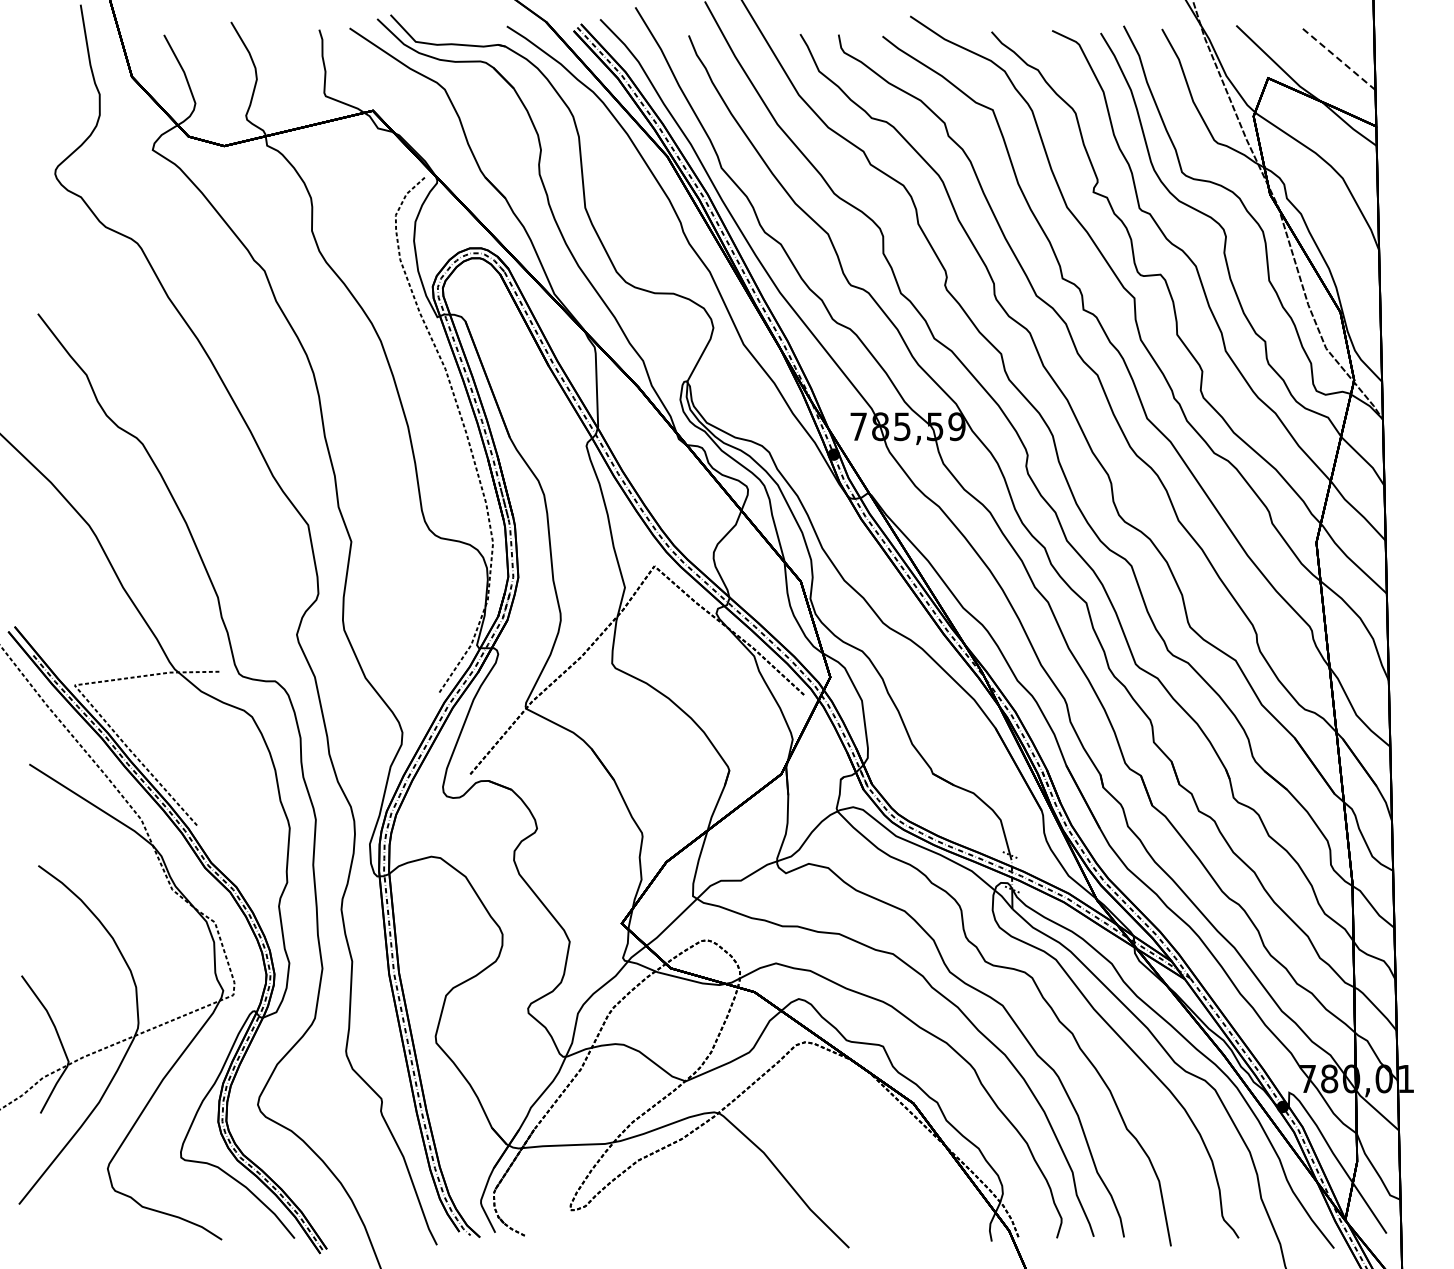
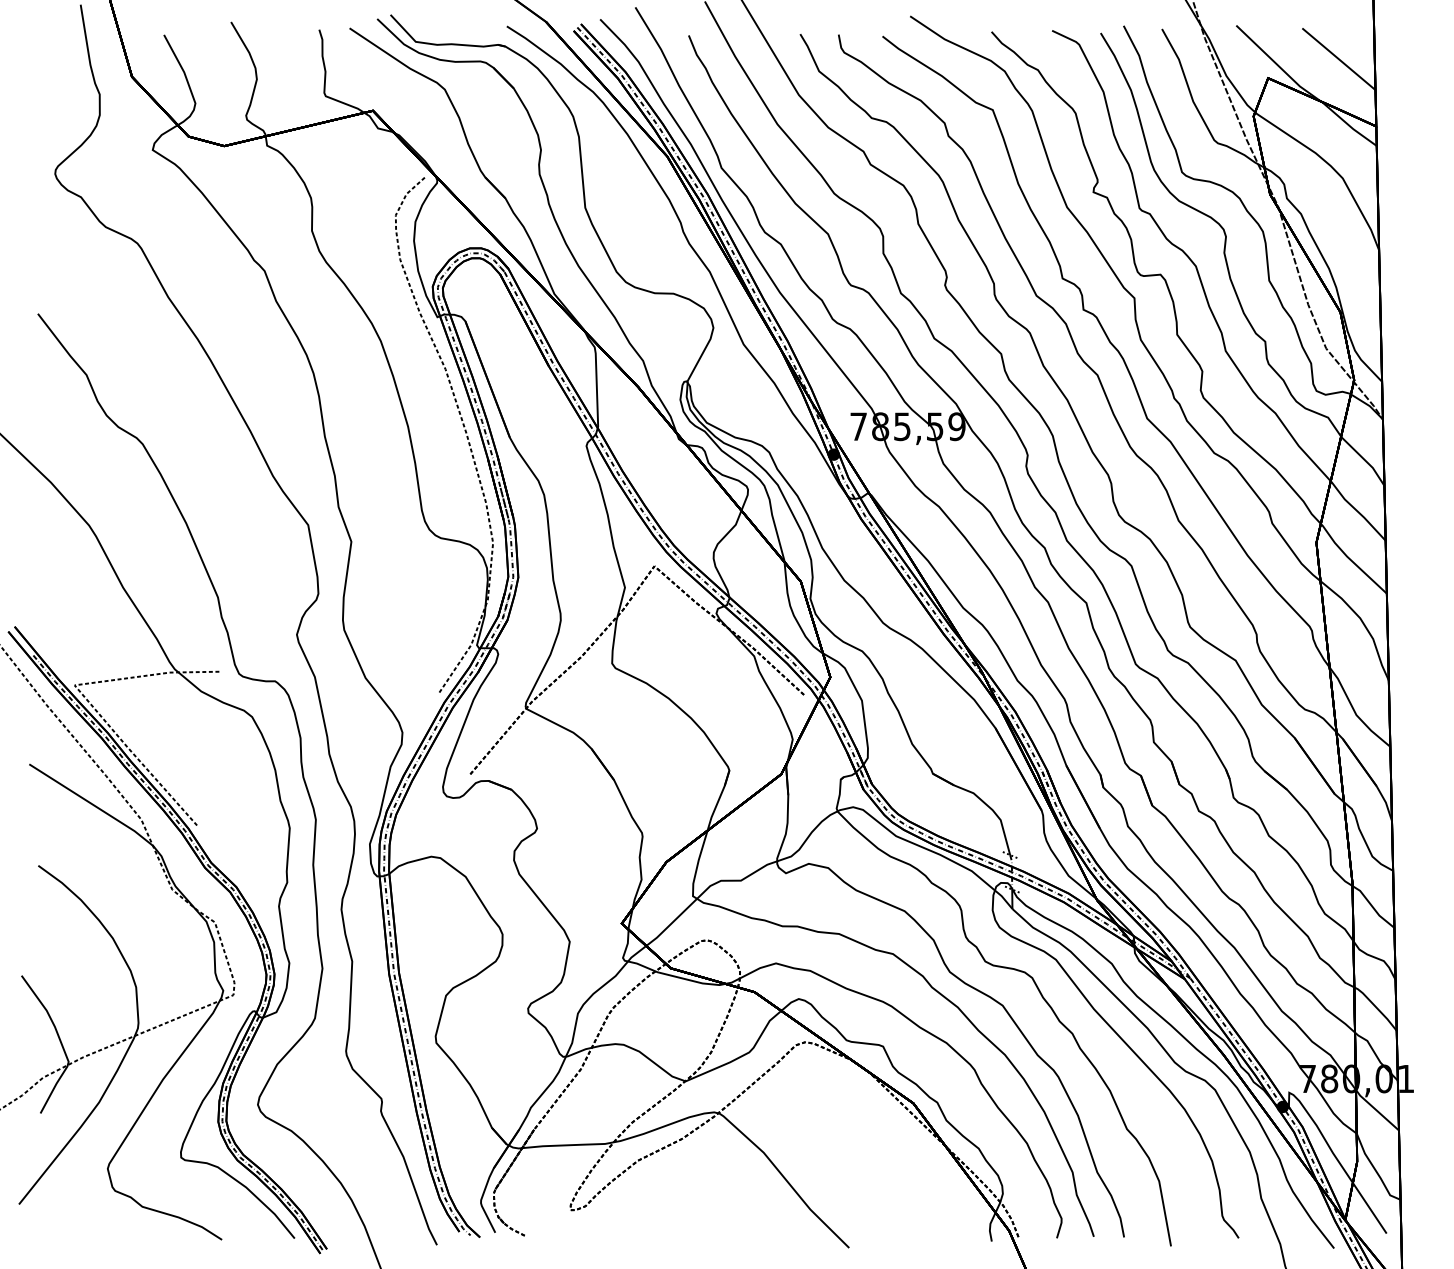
line: dashed -> solid (1339, 59)
